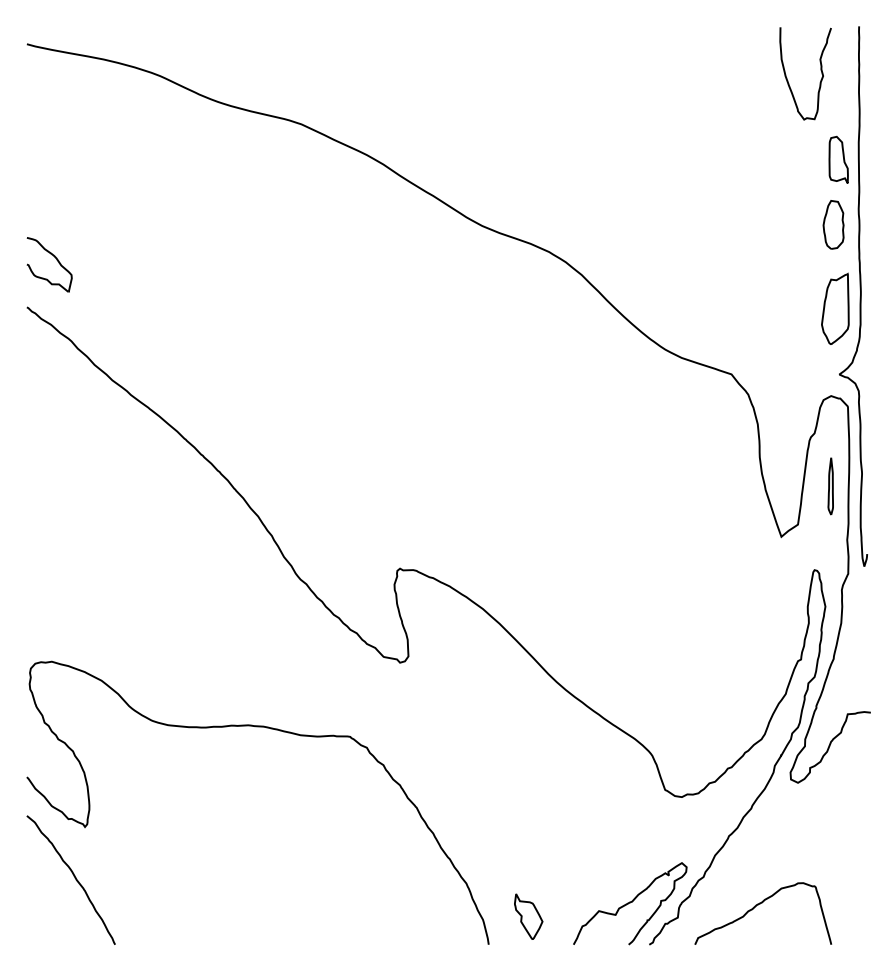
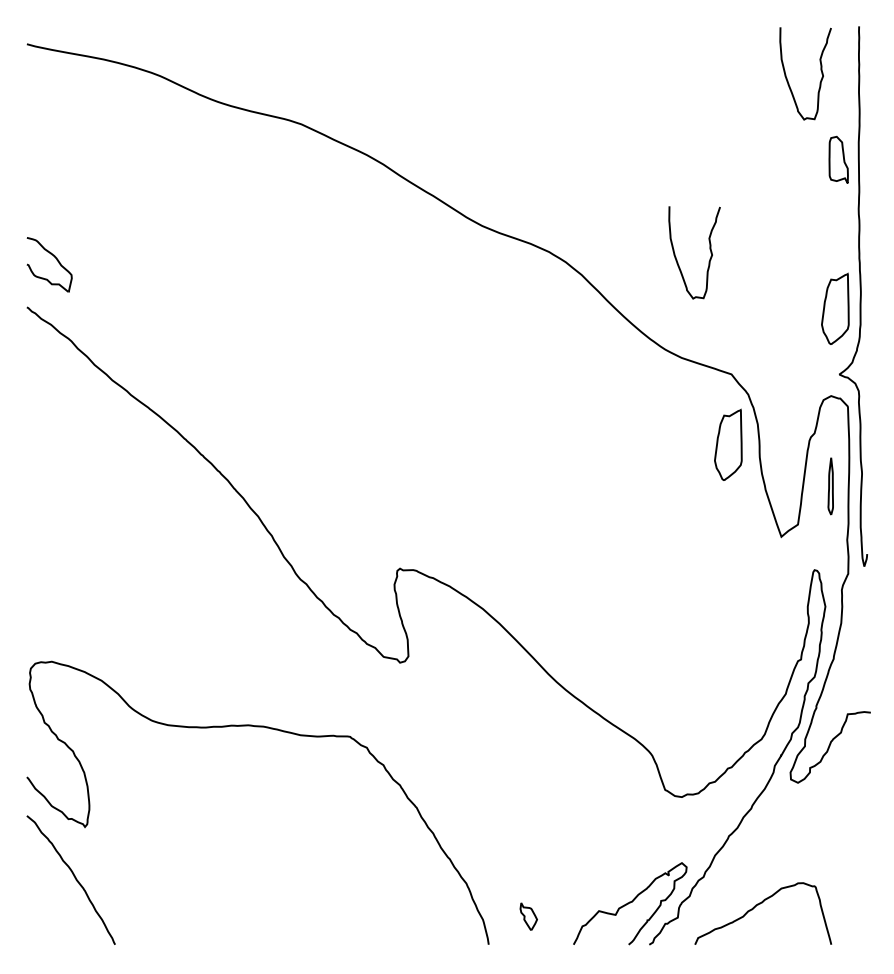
part: present -> none (833, 224)
curve: none -> present (709, 249)
part: none -> present (728, 444)
part size: 30x47 px -> 19x29 px (528, 916)
